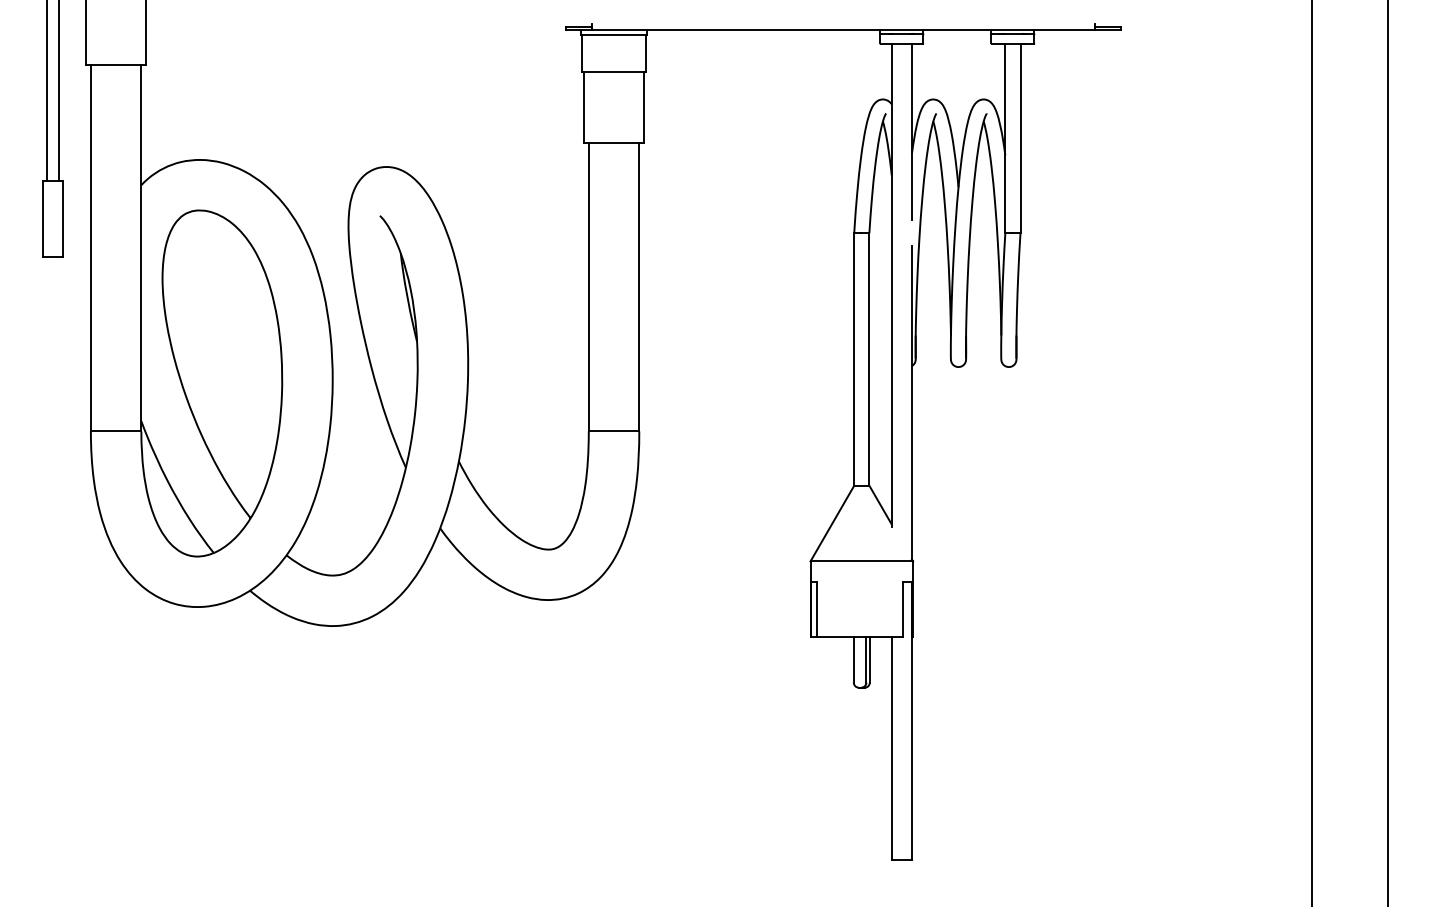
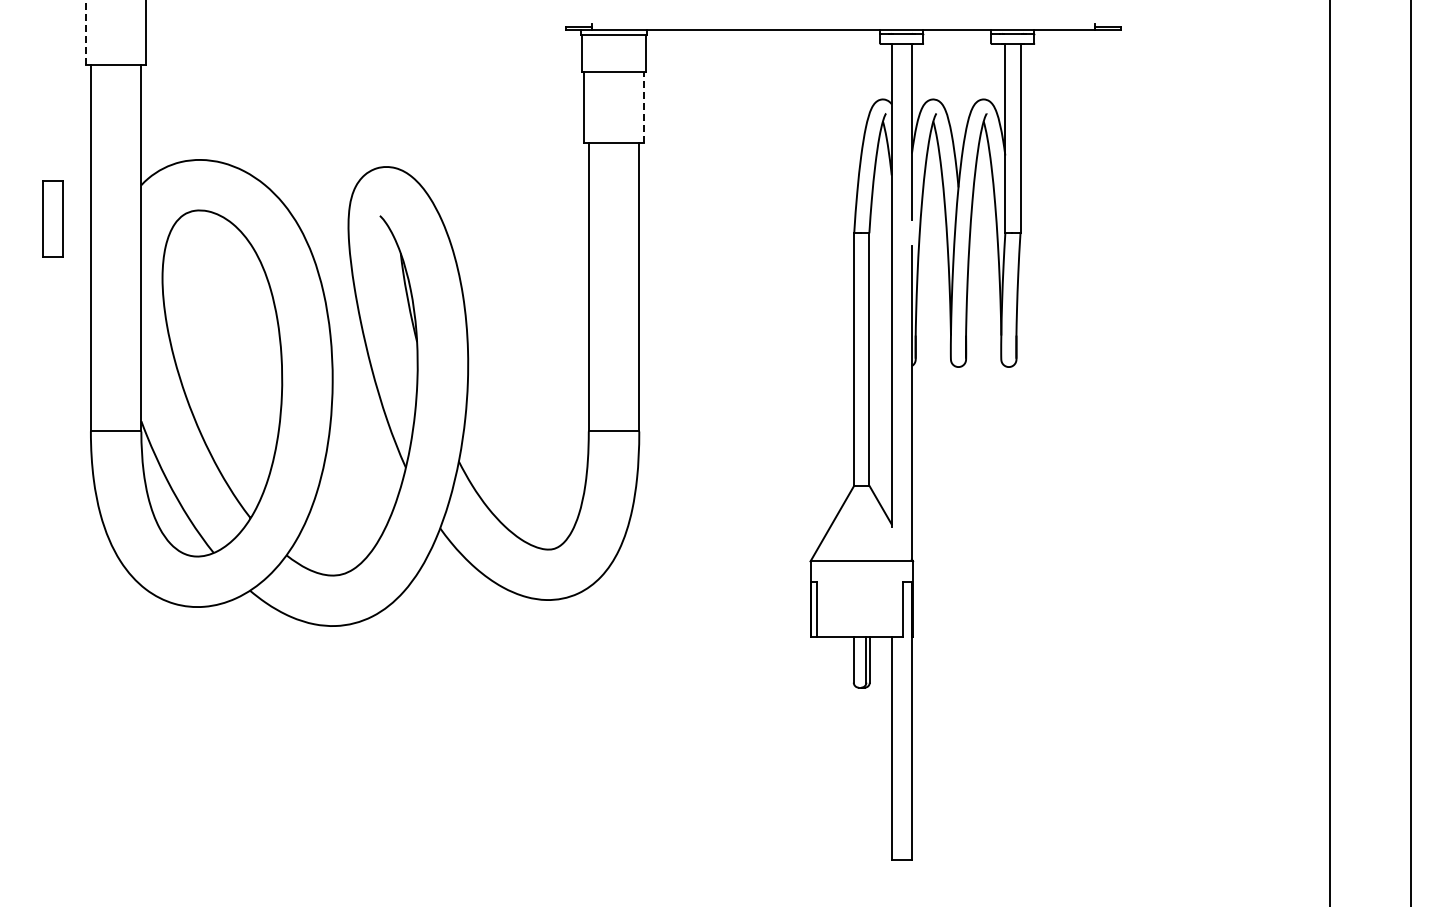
line: solid -> dashed (85, 31)
line: present -> none (46, 91)
line: present -> none (59, 91)
line: solid -> dashed (644, 107)
line position: (1312, 452) -> (1330, 452) (1330, 452)
line position: (1388, 452) -> (1411, 452) (1411, 452)
